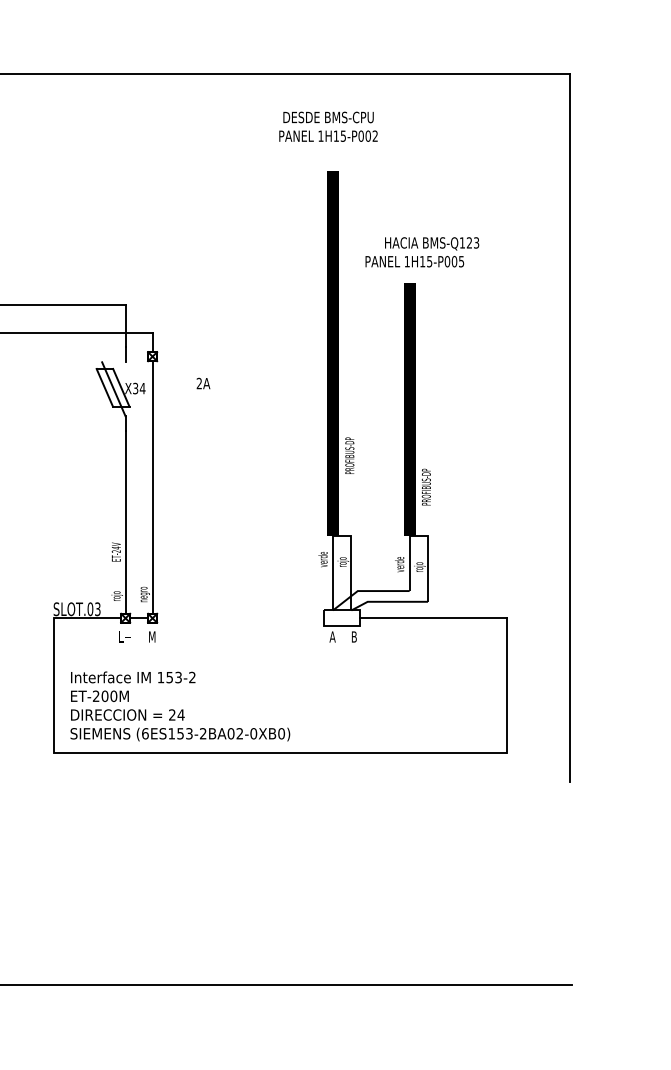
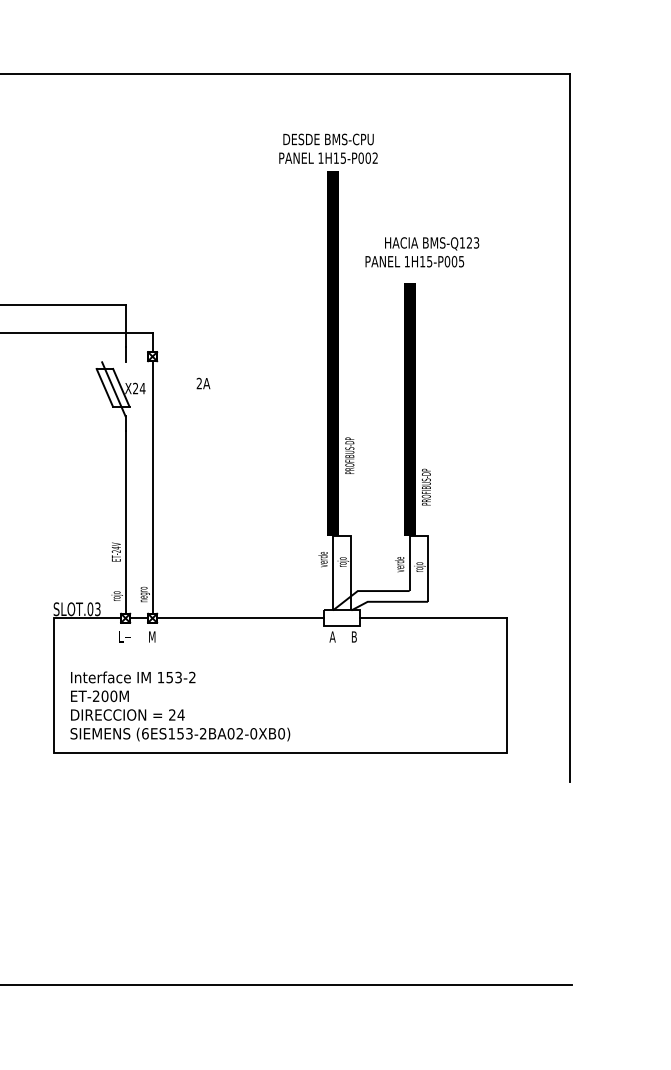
text position: (328, 126) -> (328, 148) (328, 148)
text: X34 -> X24 (135, 388)
line: none -> present (240, 618)
